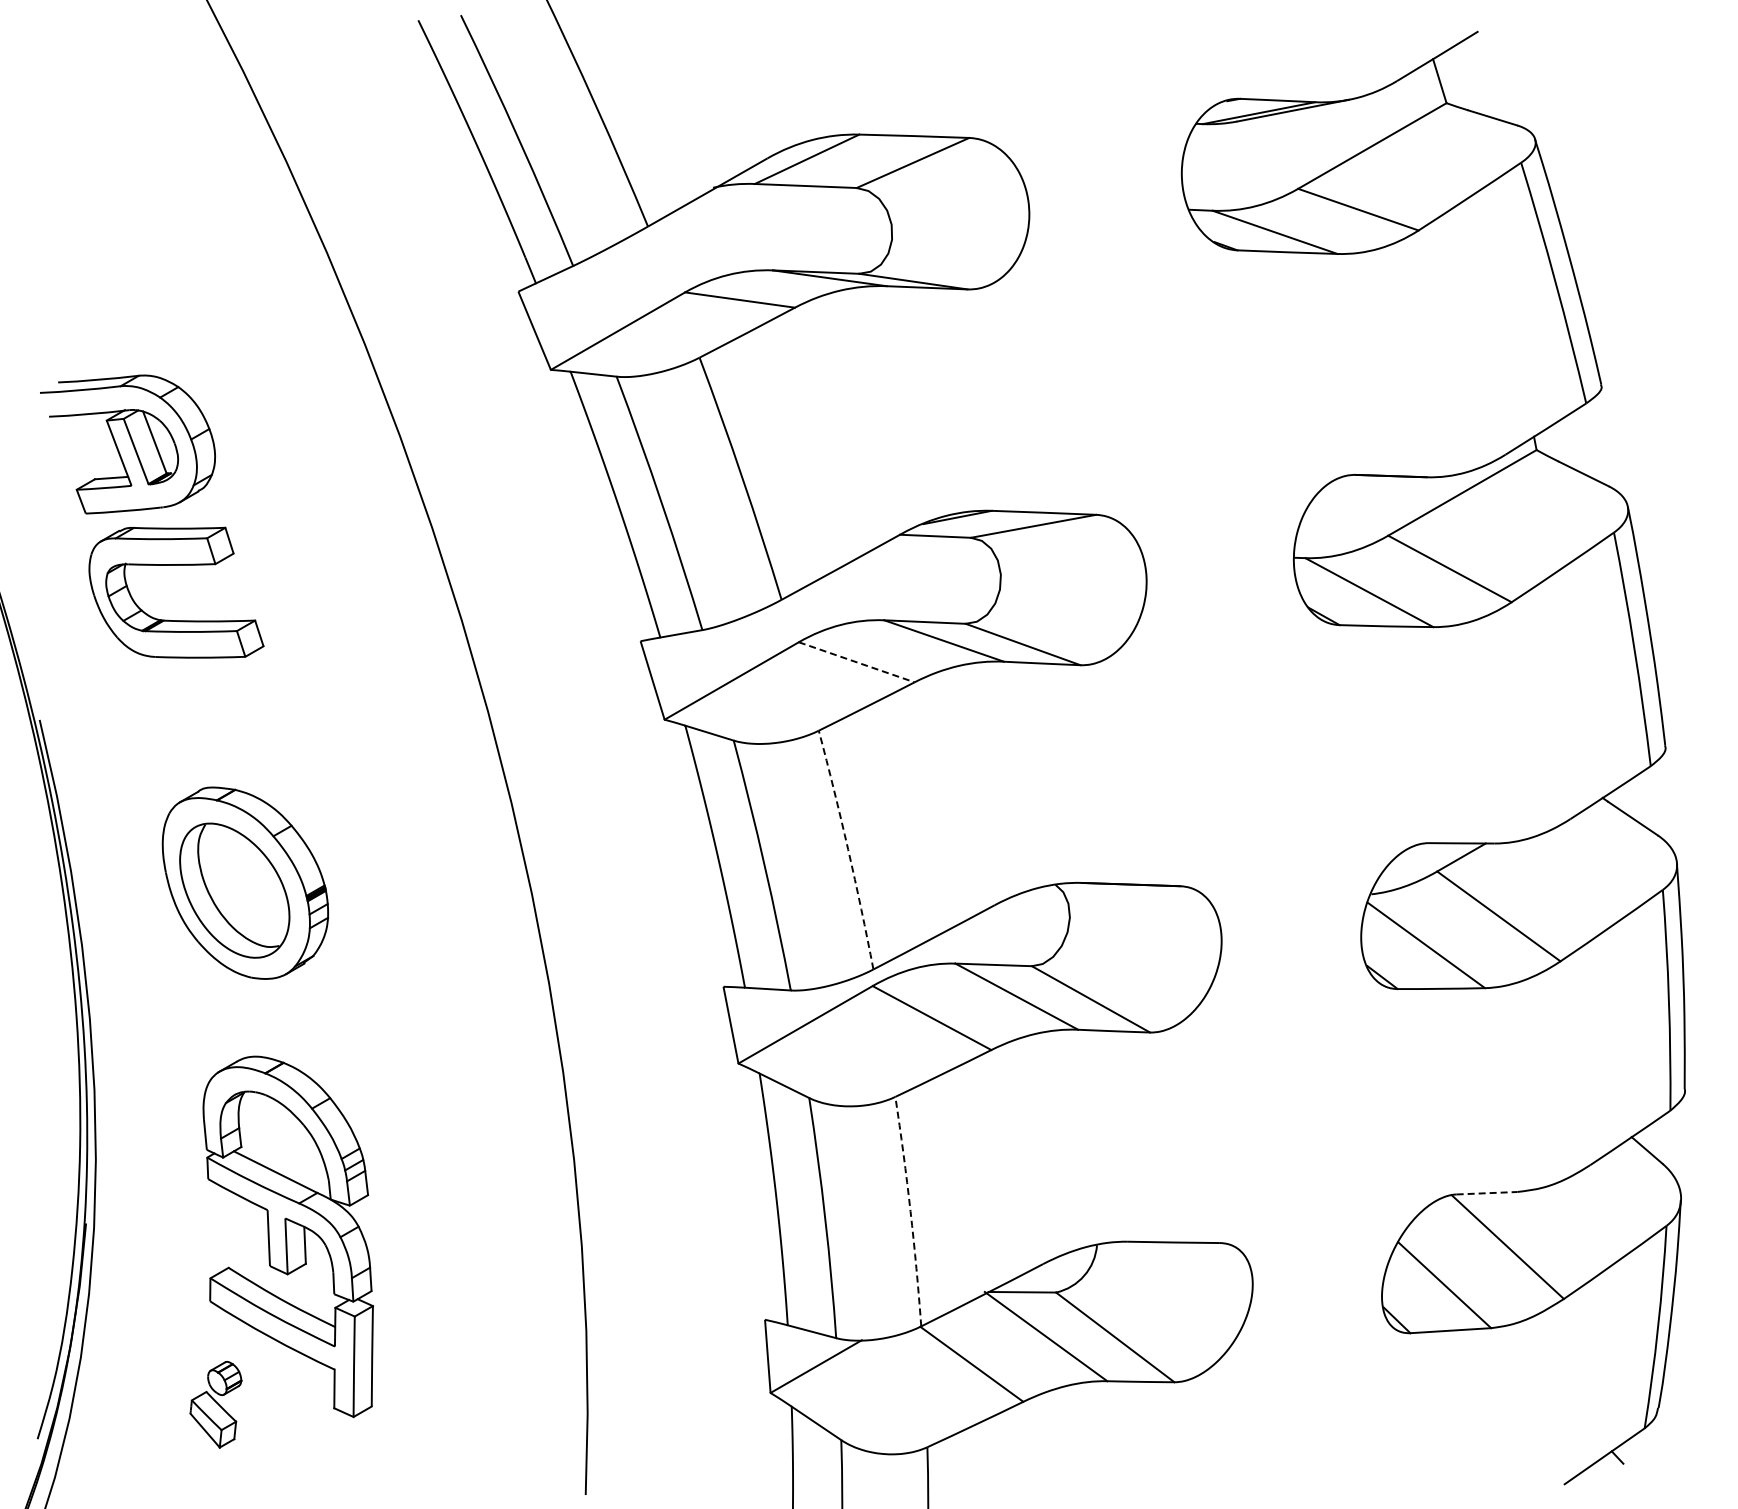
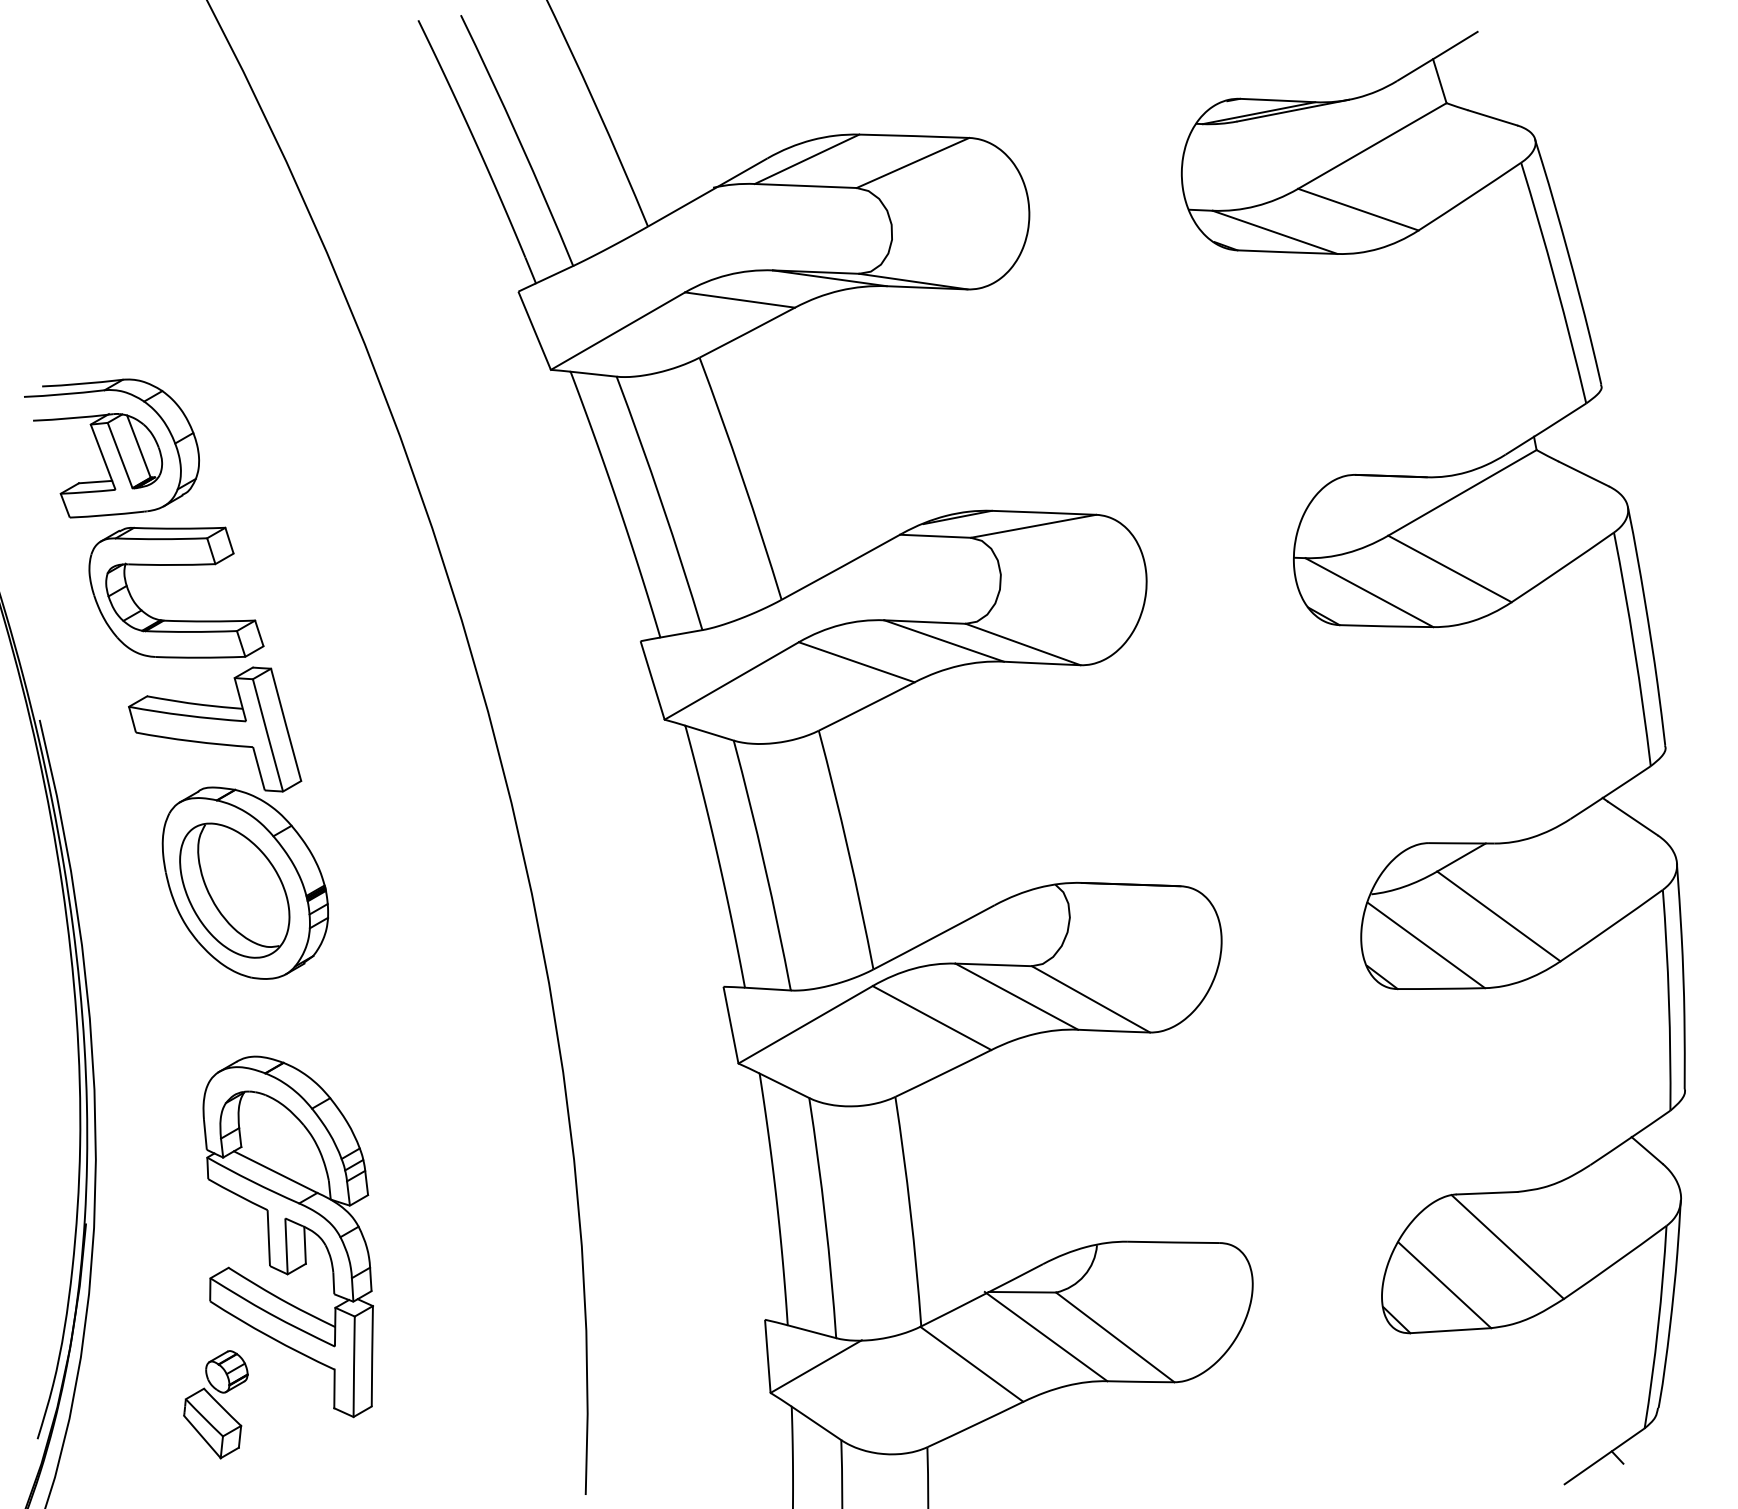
part position: (127, 444) -> (111, 448) (111, 448)
line: dashed -> solid (857, 662)
part: none -> present (215, 729)
arc: dashed -> solid (848, 849)
line: dashed -> solid (1487, 1193)
arc: dashed -> solid (910, 1211)
part size: 54x88 px -> 66x110 px (215, 1404)
